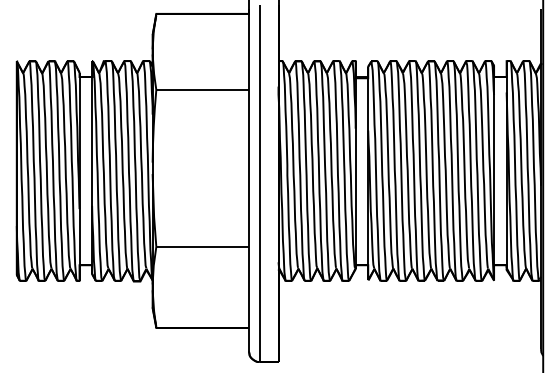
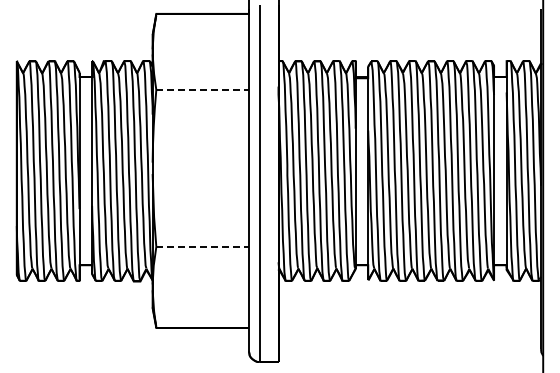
line: solid -> dashed (203, 89)
line: solid -> dashed (203, 246)
